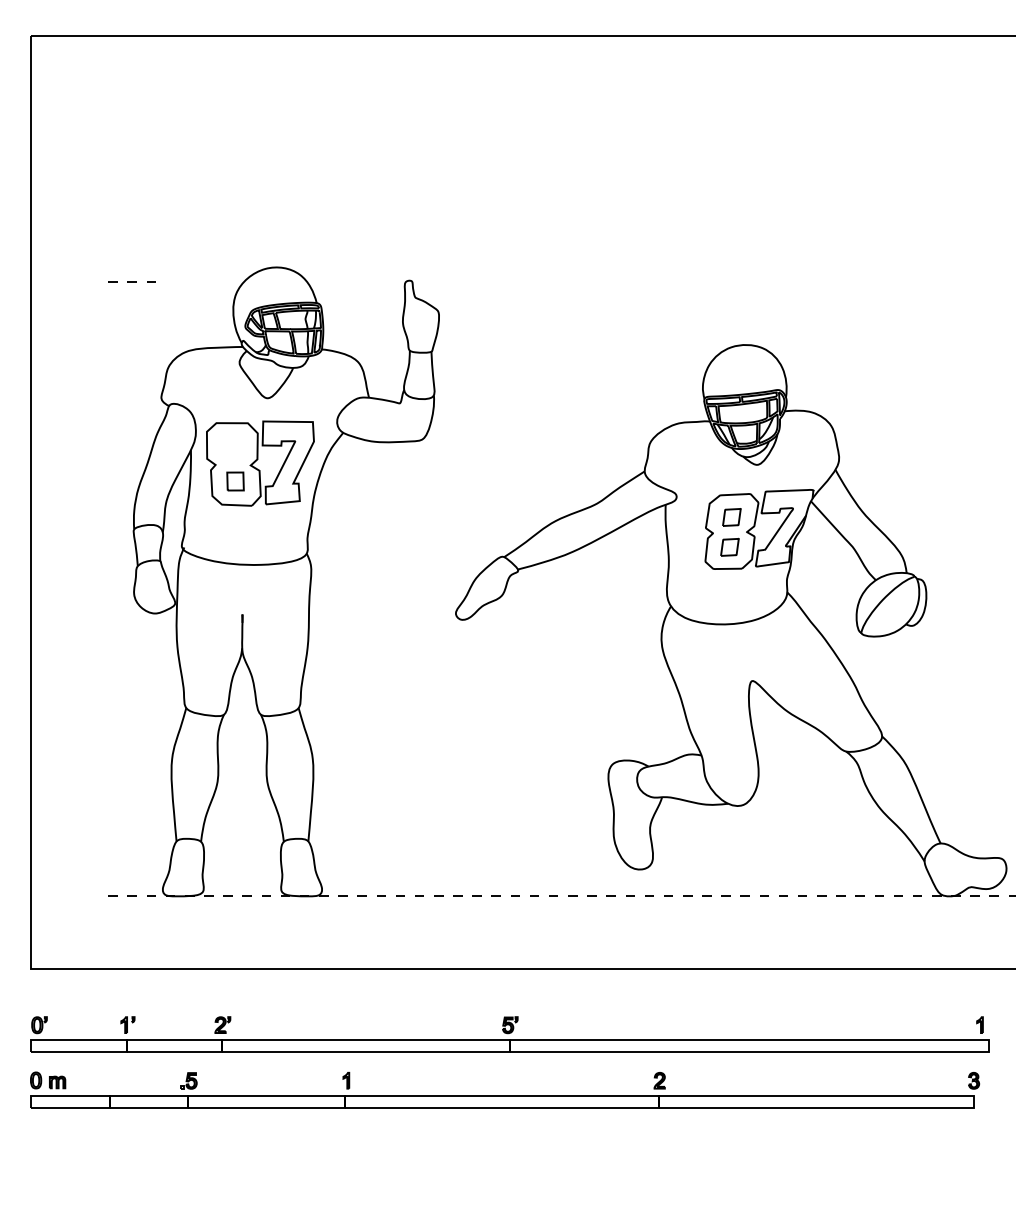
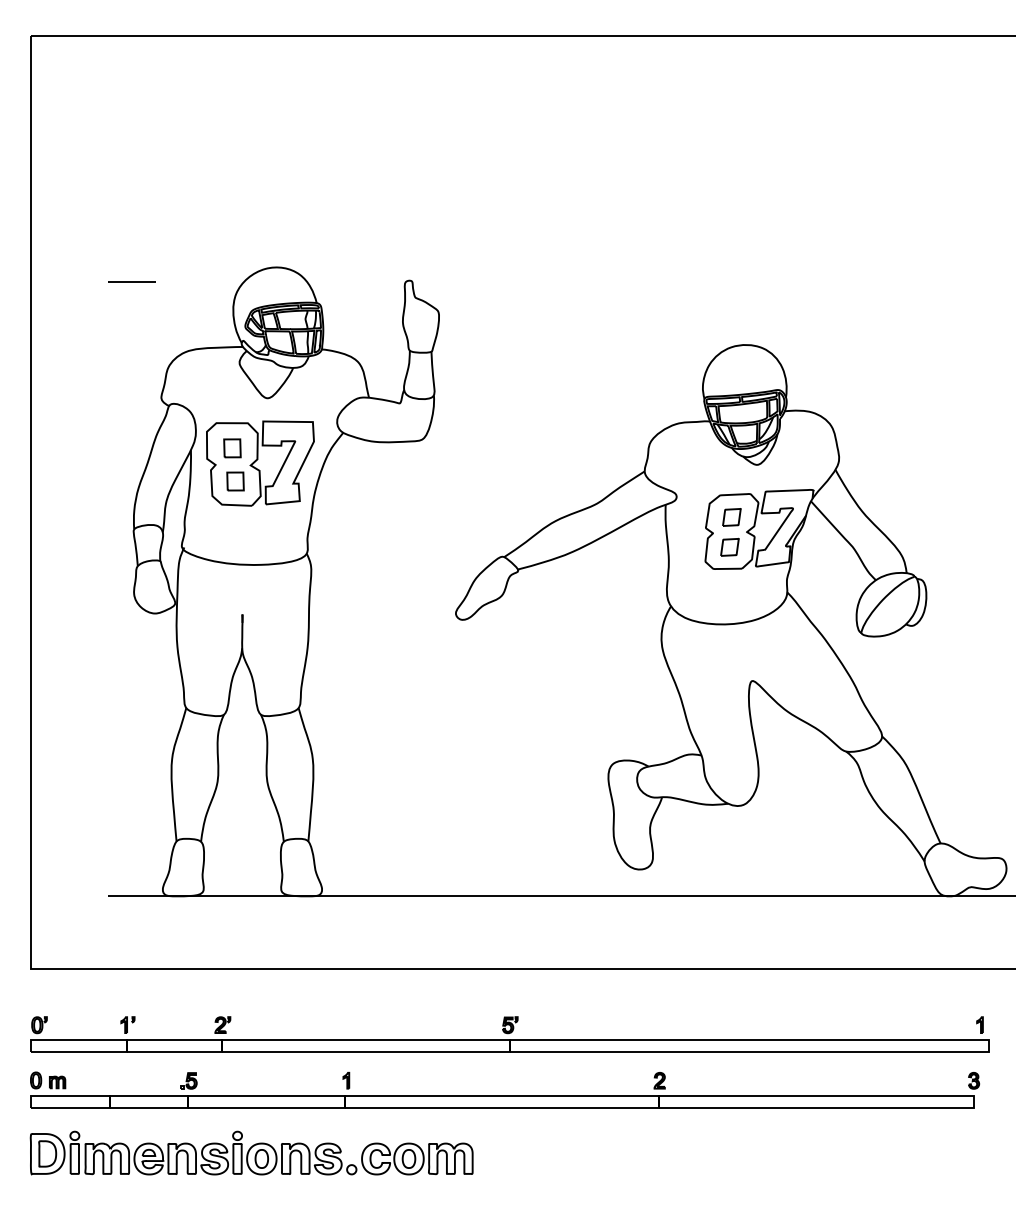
line: dashed -> solid (132, 281)
part: none -> present (232, 448)
line: dashed -> solid (562, 896)
part: none -> present (251, 1152)
